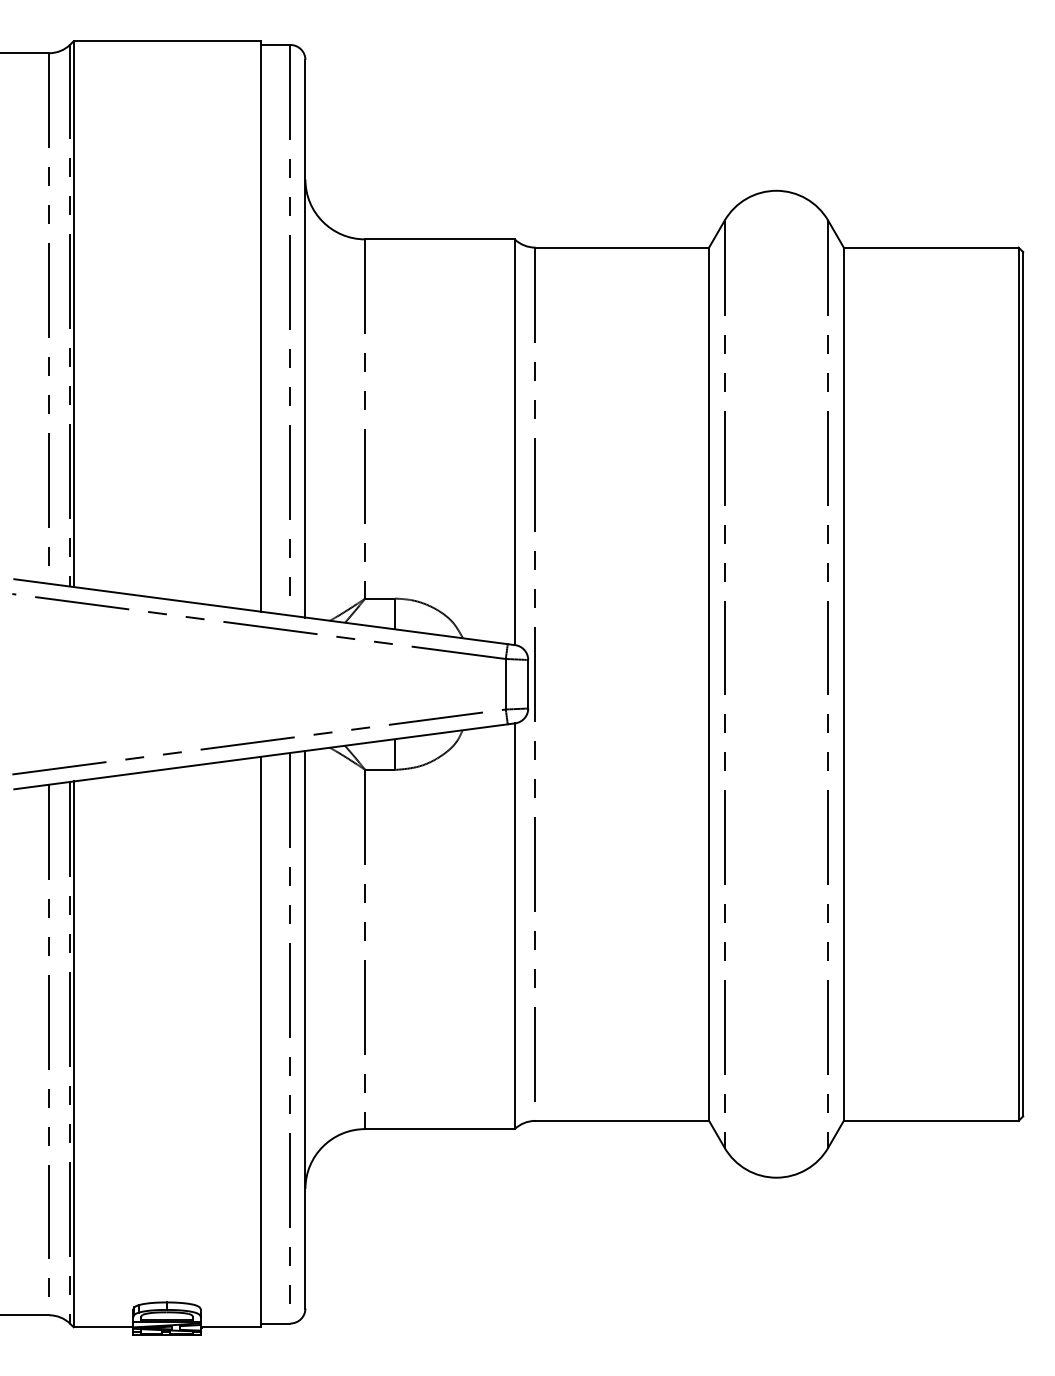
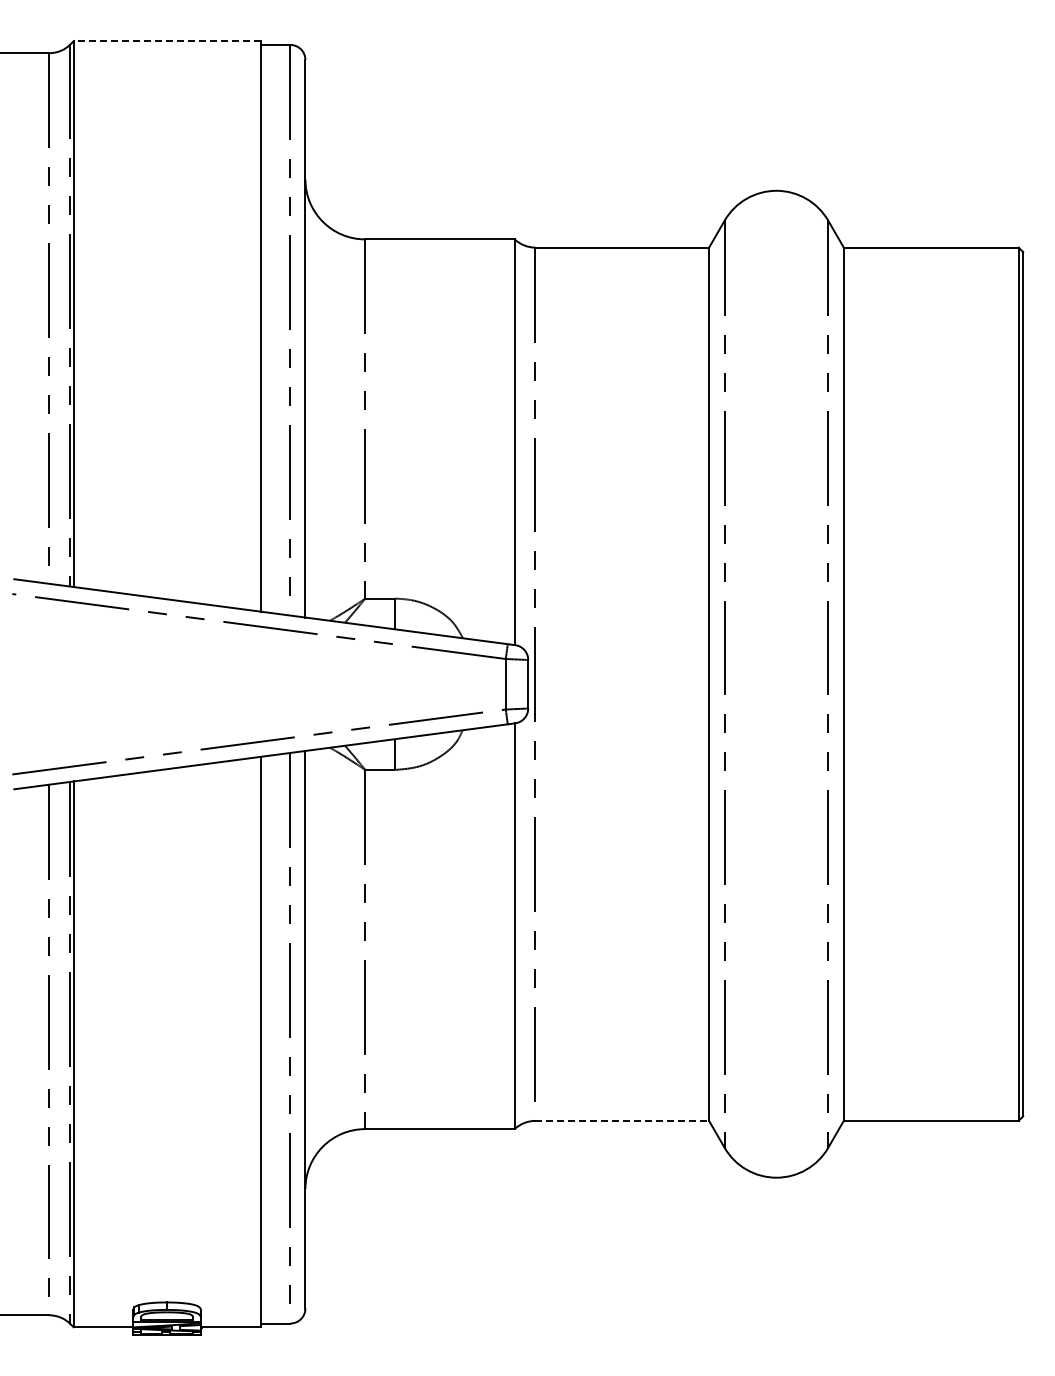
line: solid -> dashed (166, 41)
line: solid -> dashed (622, 1120)
